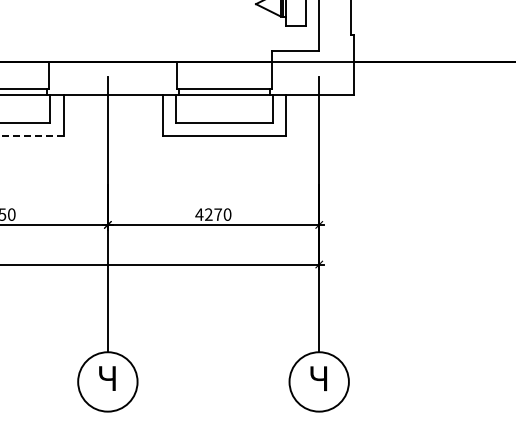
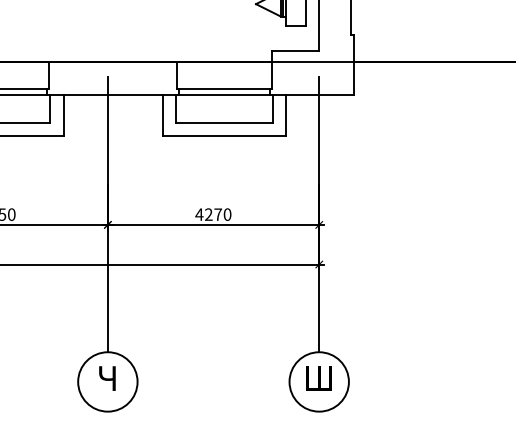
line: dashed -> solid (31, 135)
text: Ч -> Ш (318, 378)
